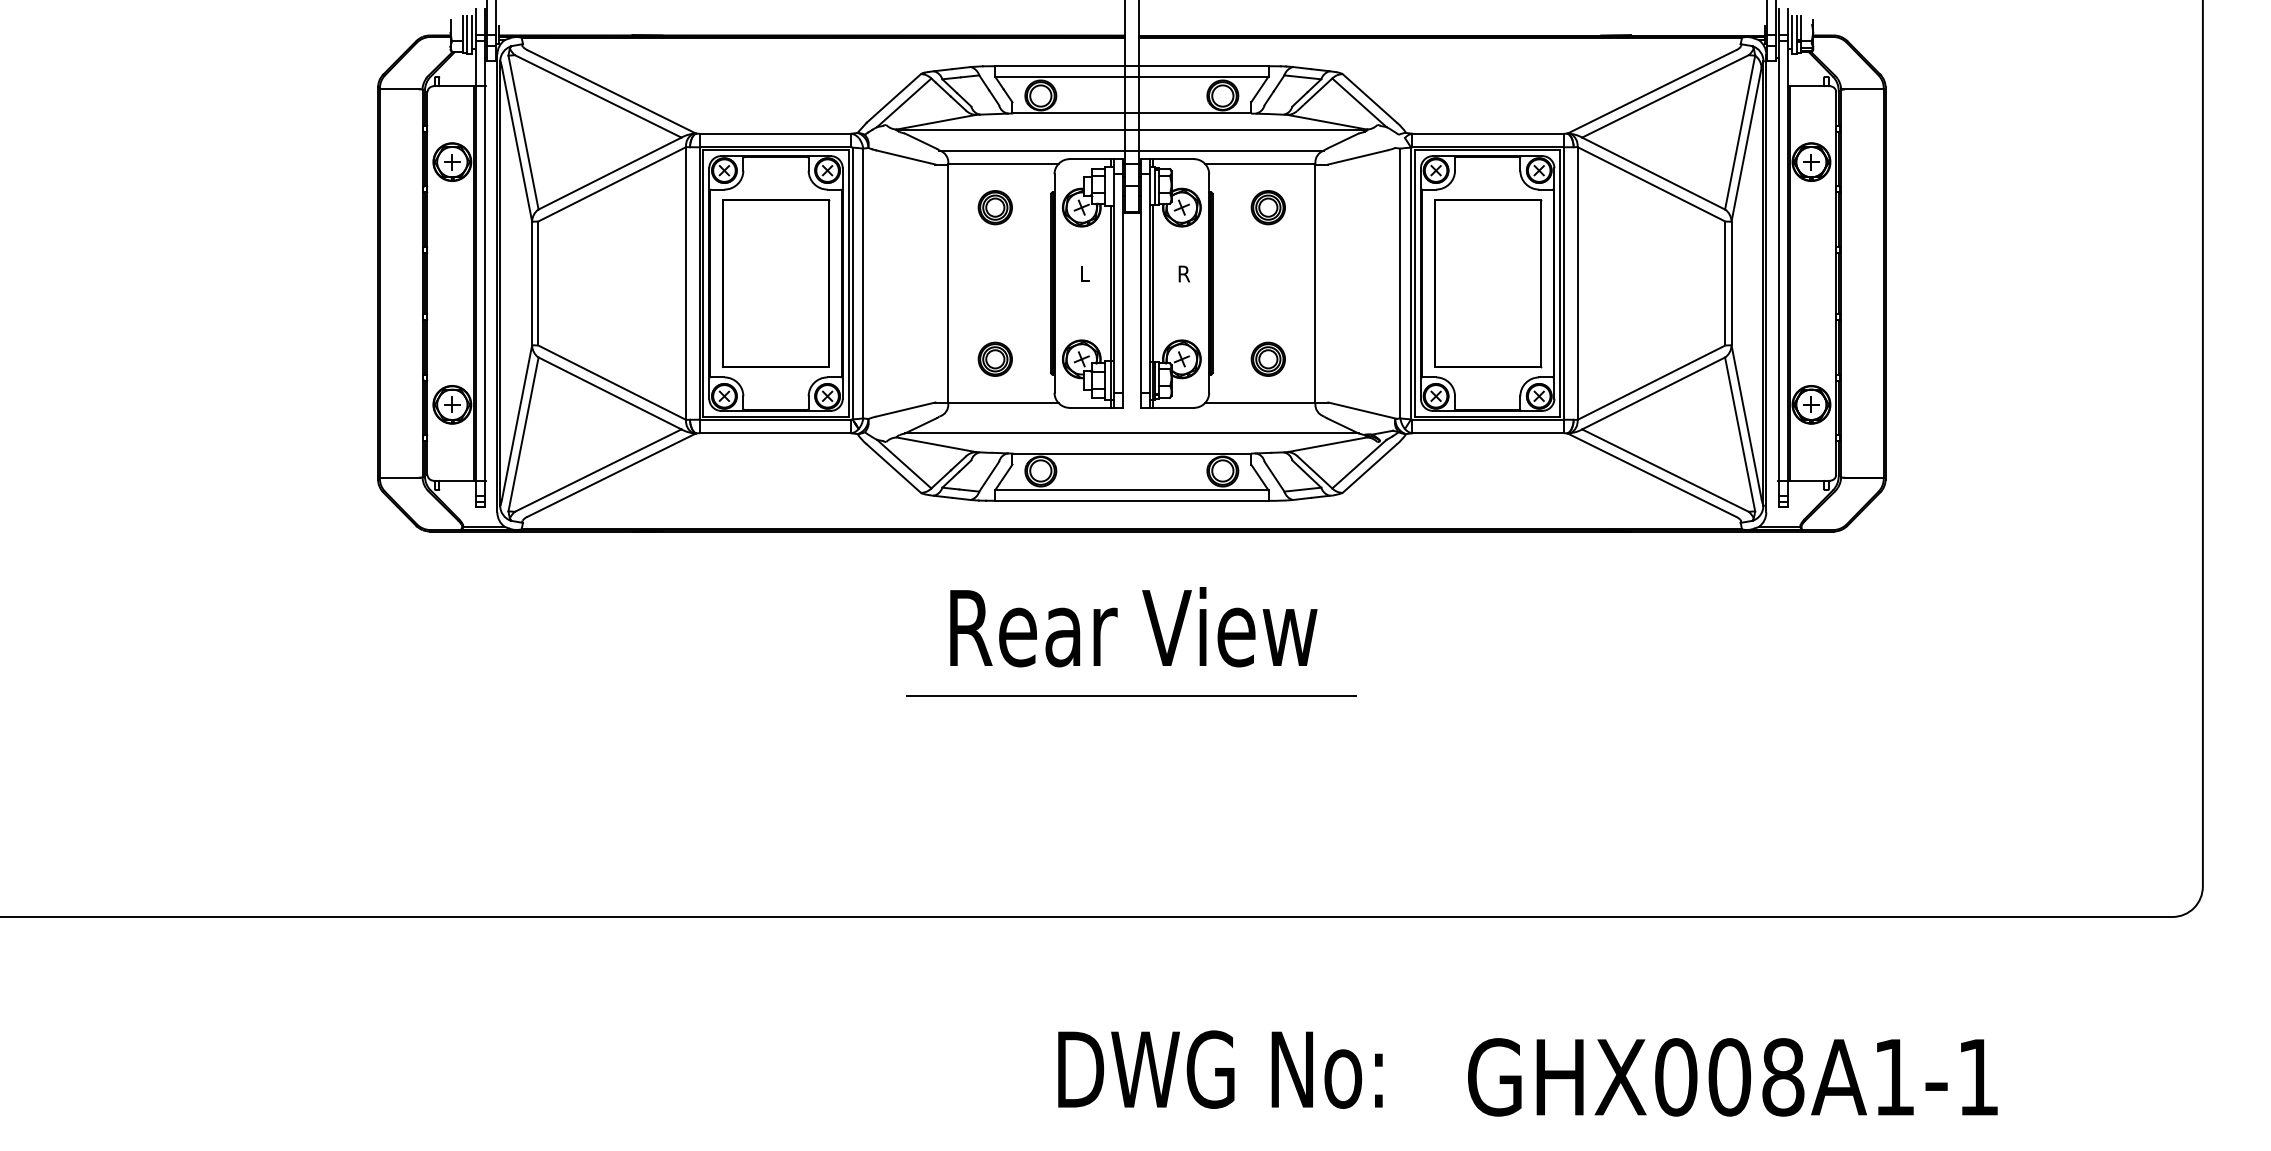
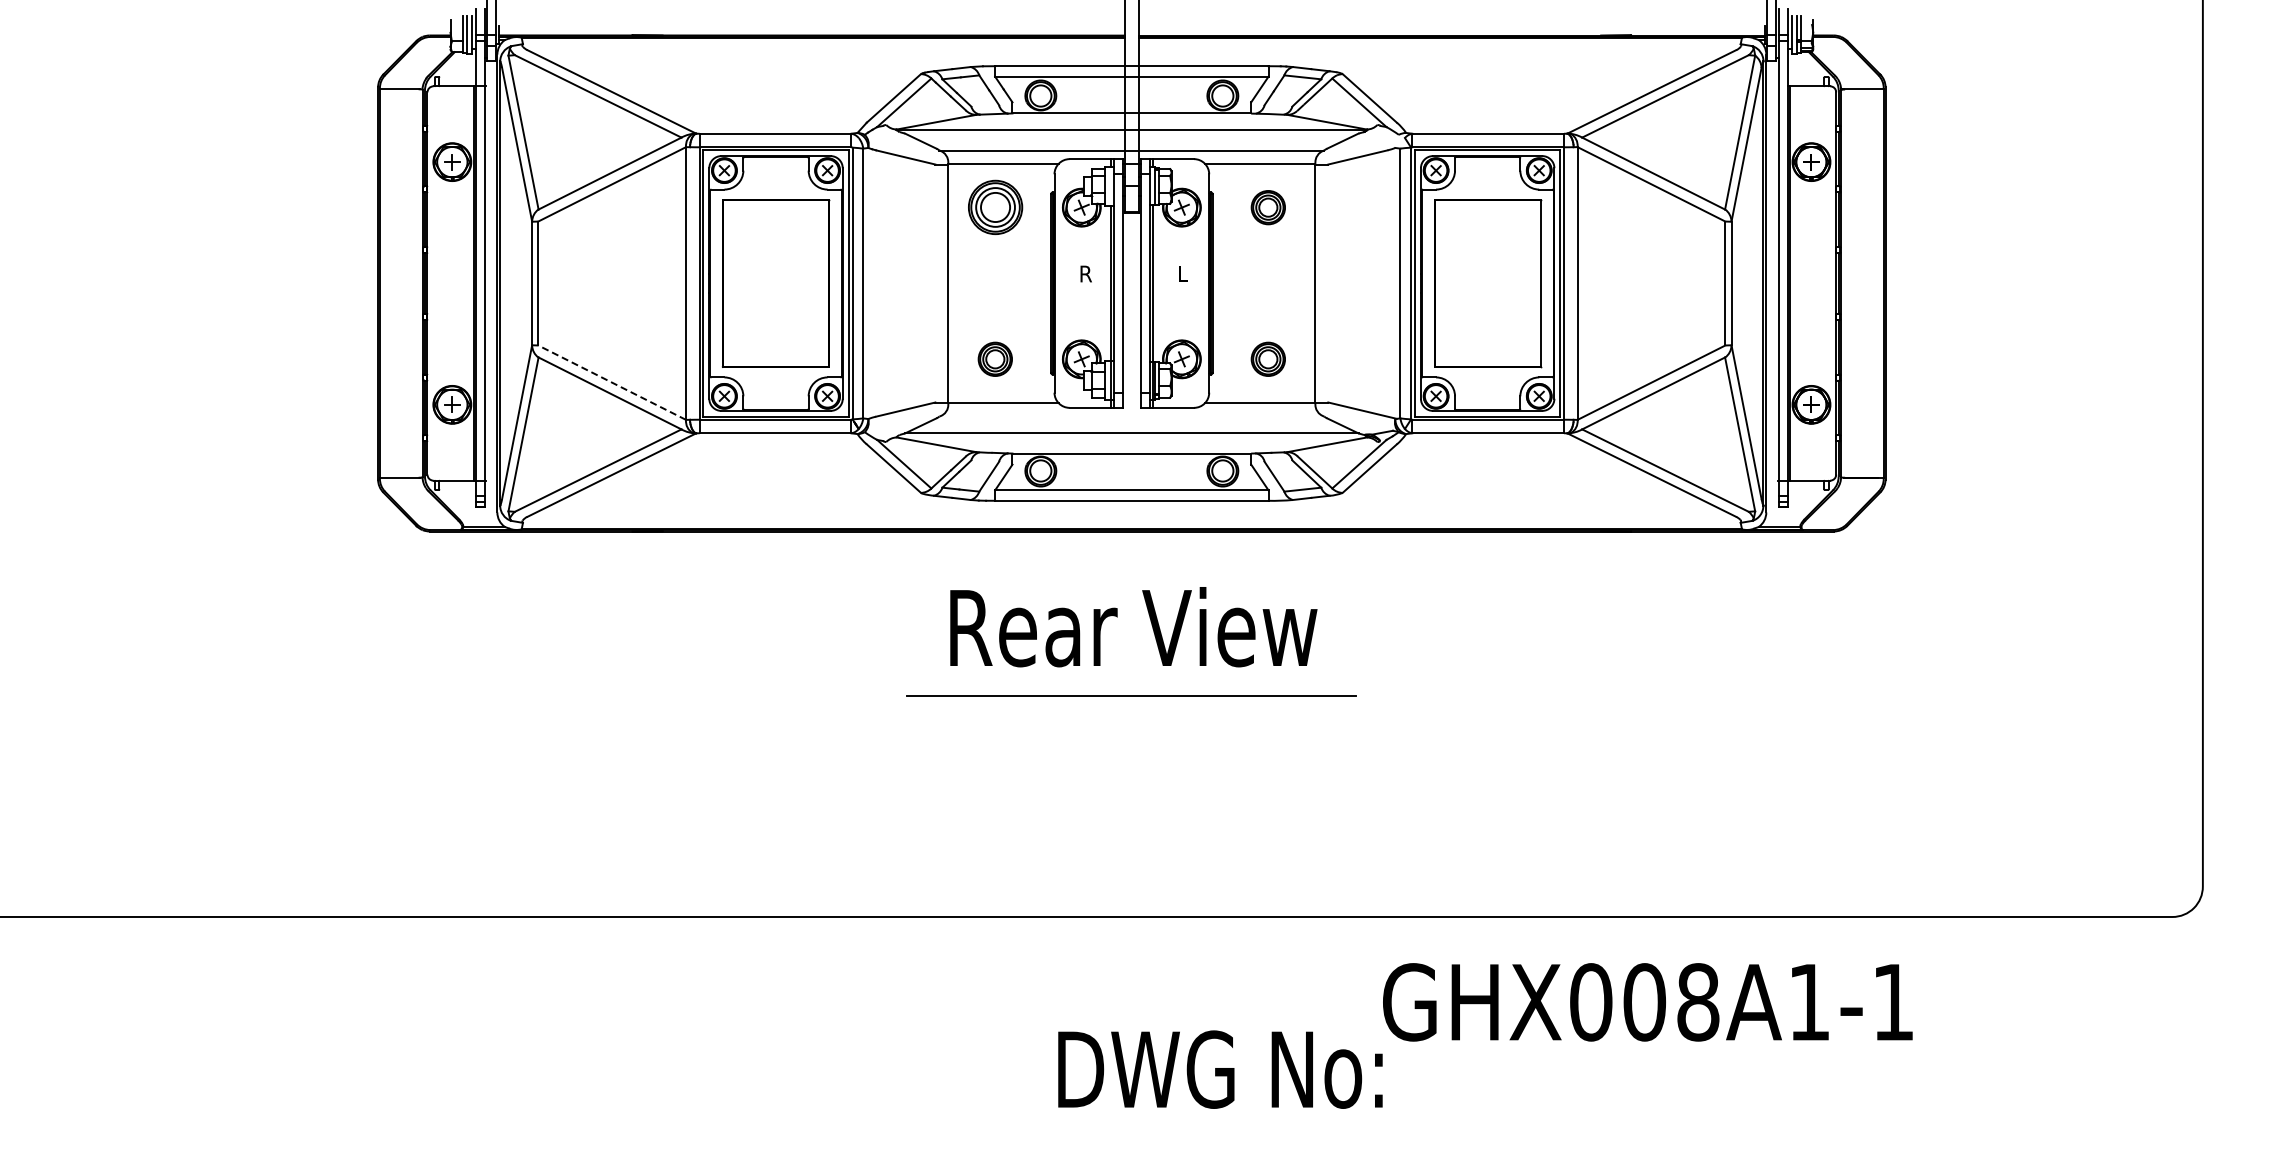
part size: 36x36 px -> 56x56 px (995, 206)
text: L -> R (1085, 273)
text: R -> L (1184, 273)
line: solid -> dashed (612, 382)
text position: (1732, 1077) -> (1647, 1002) (1647, 1002)
